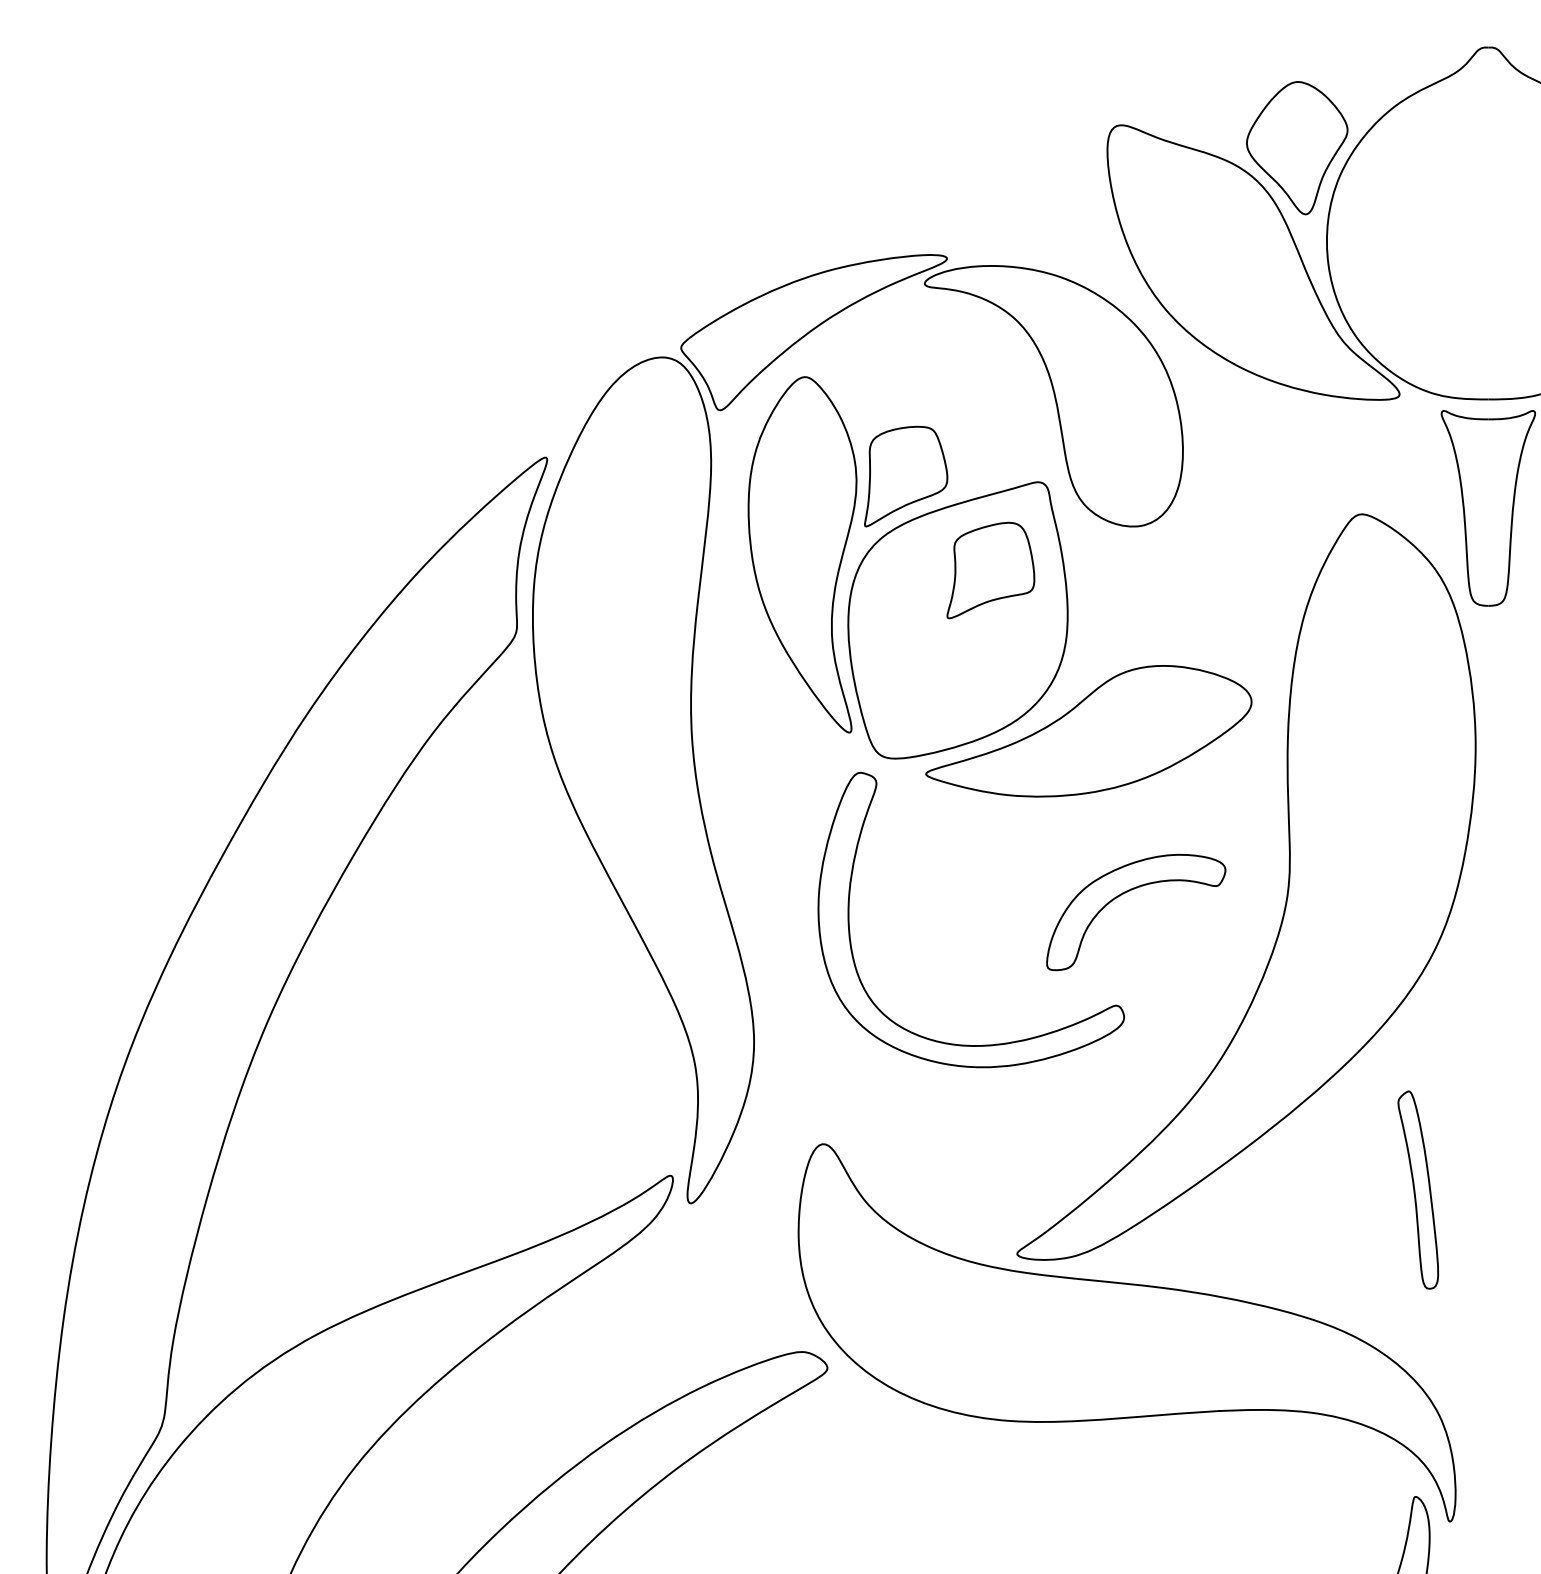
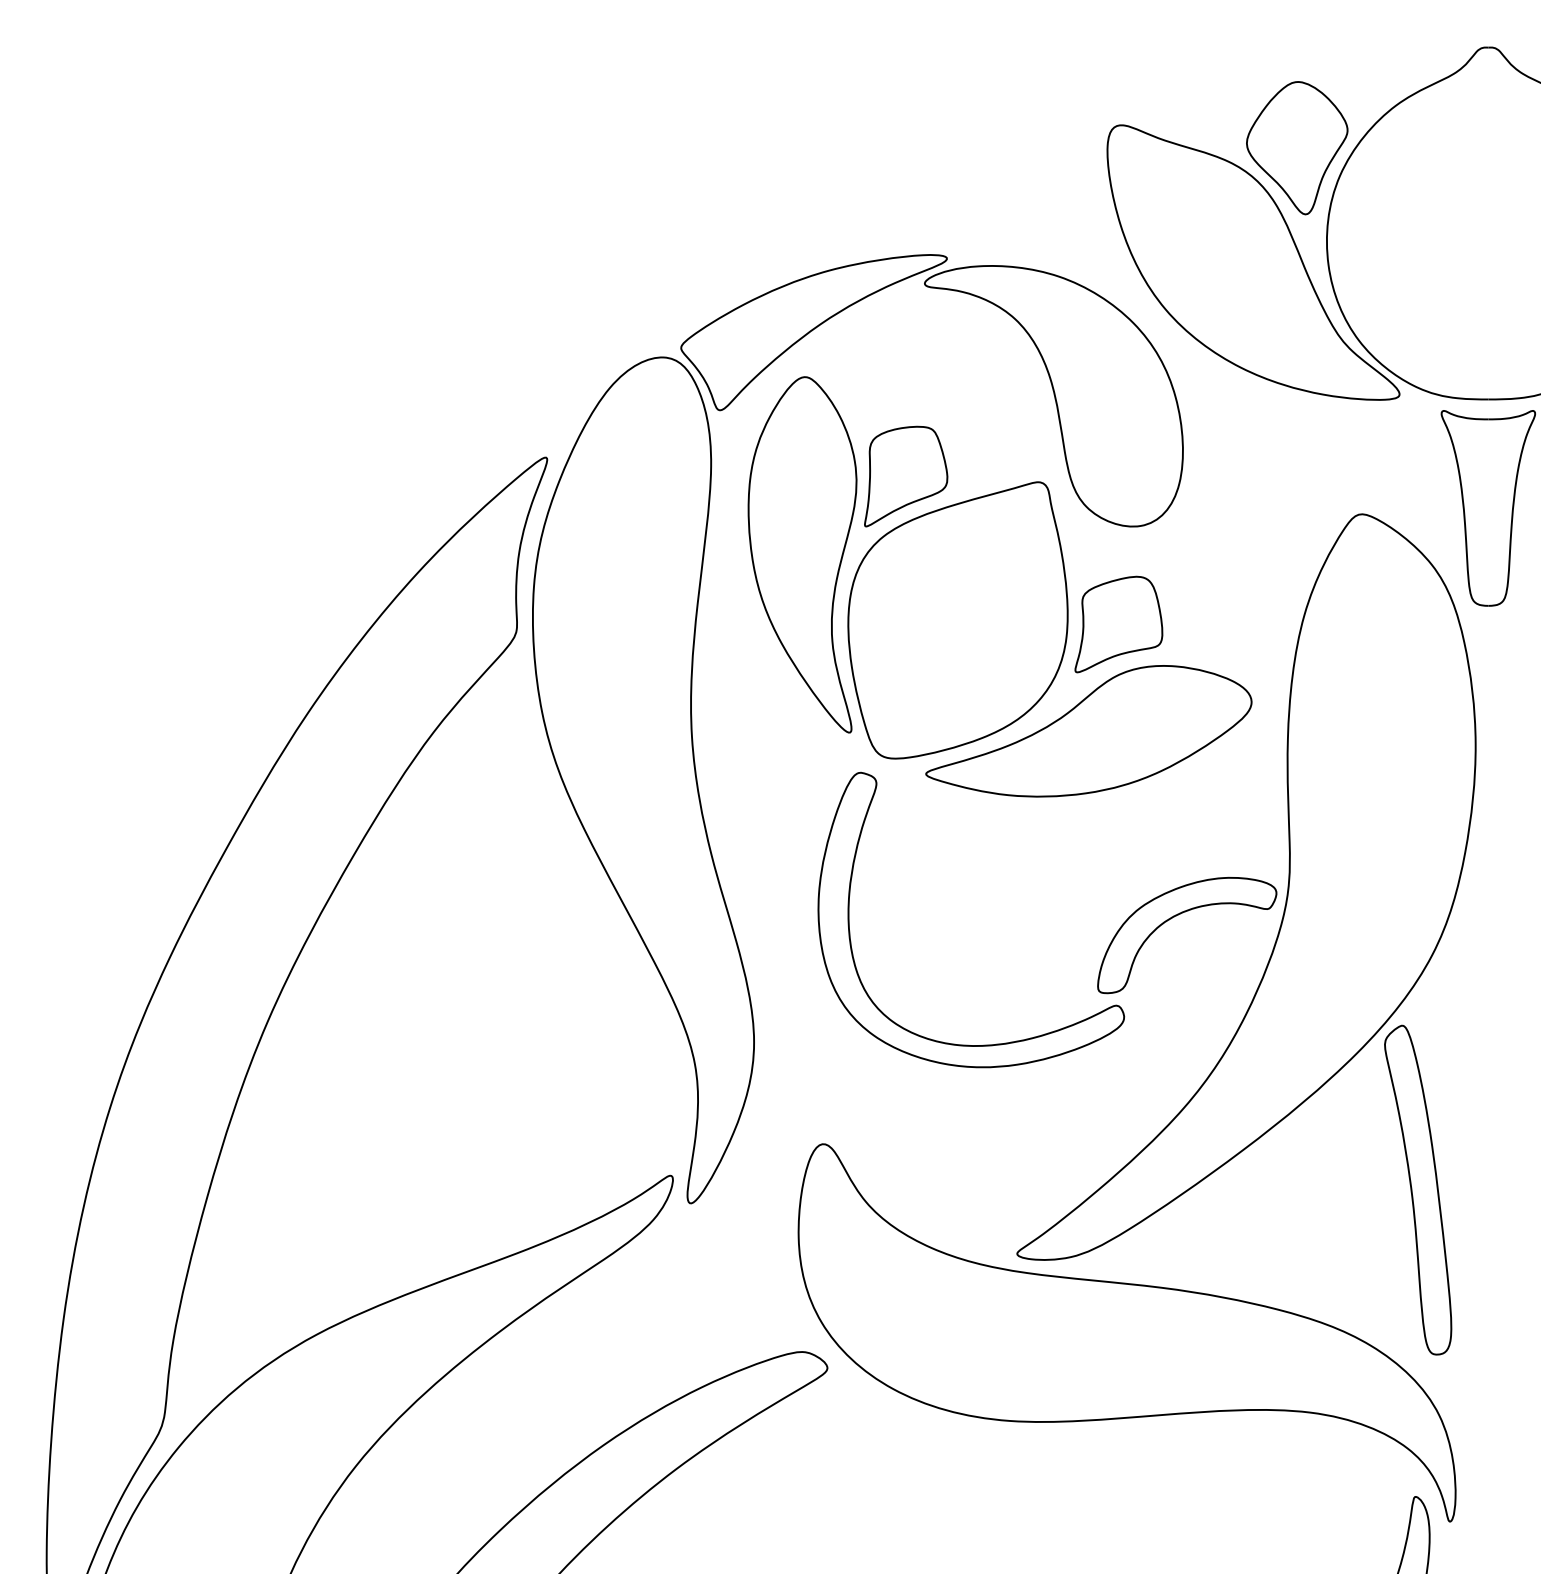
part position: (990, 570) -> (1118, 624) (1118, 624)
part position: (1127, 892) -> (1178, 915) (1178, 915)
part size: 43x200 px -> 69x332 px (1418, 1189)
